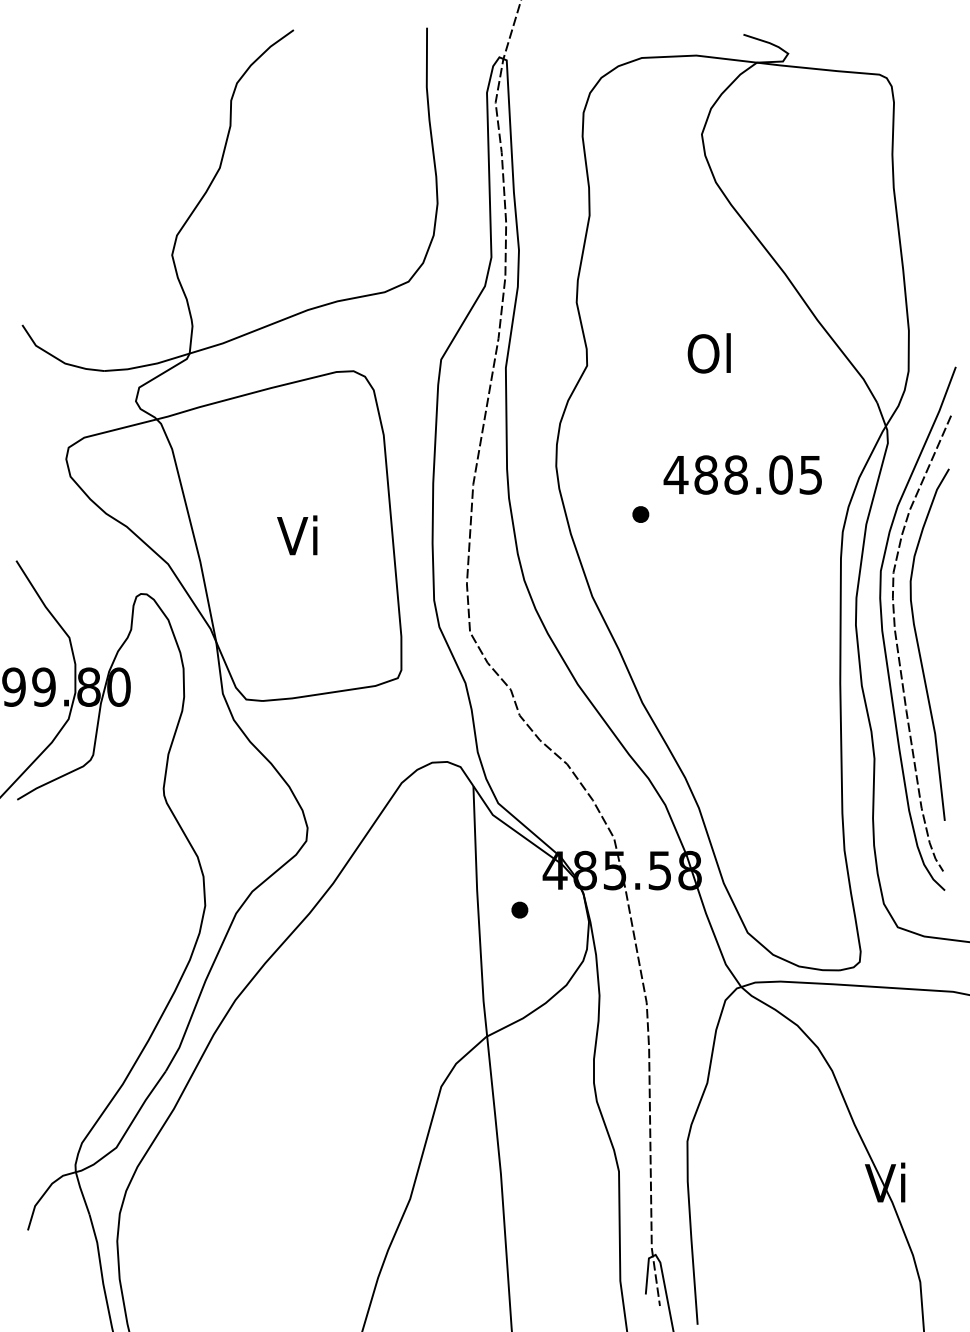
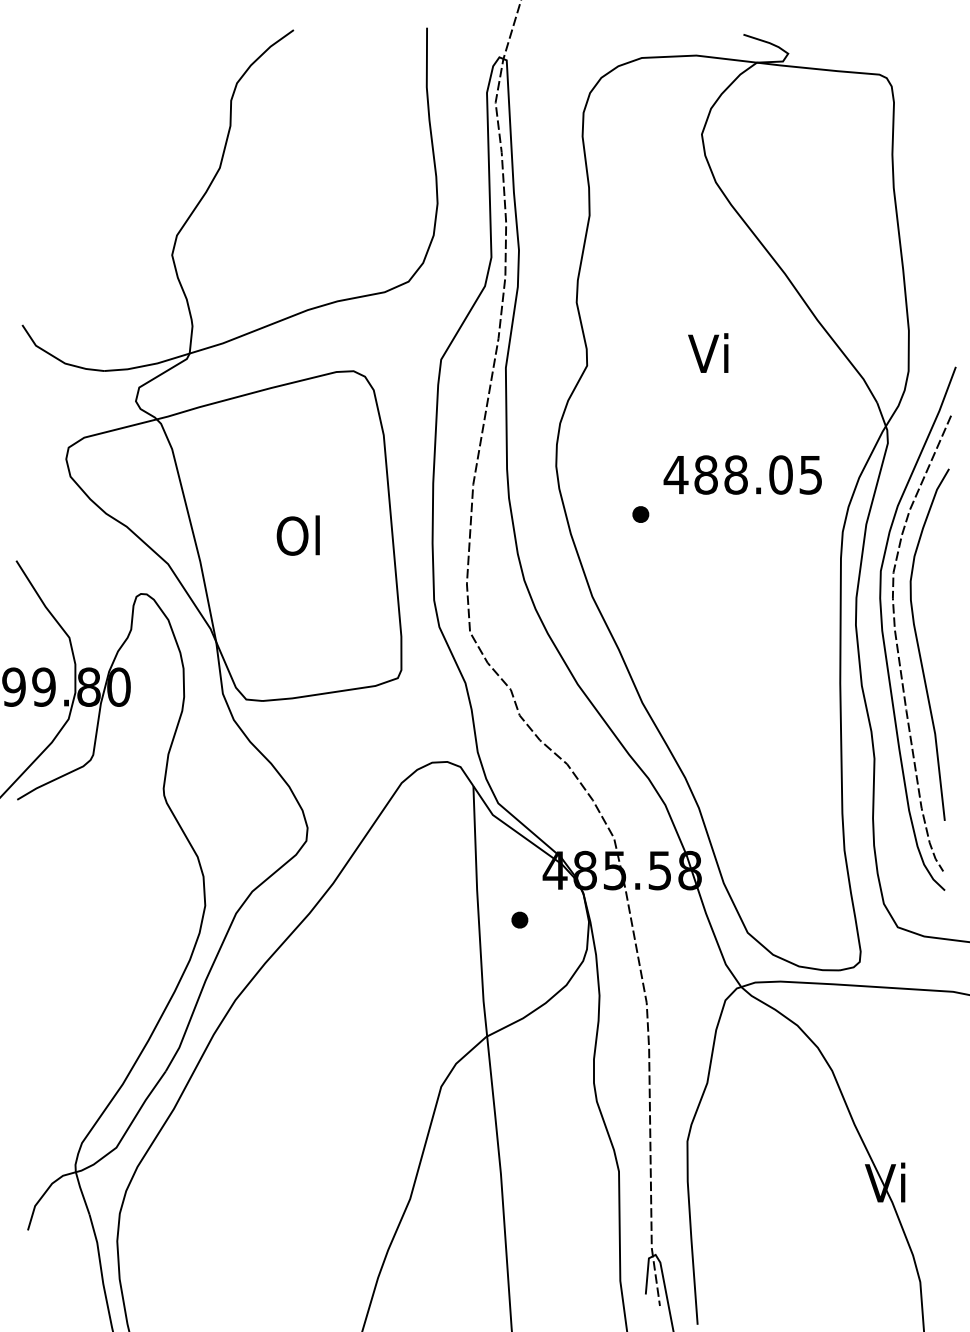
text: Ol -> Vi (708, 353)
text: Vi -> Ol (297, 535)
part position: (519, 909) -> (519, 919) (519, 919)
